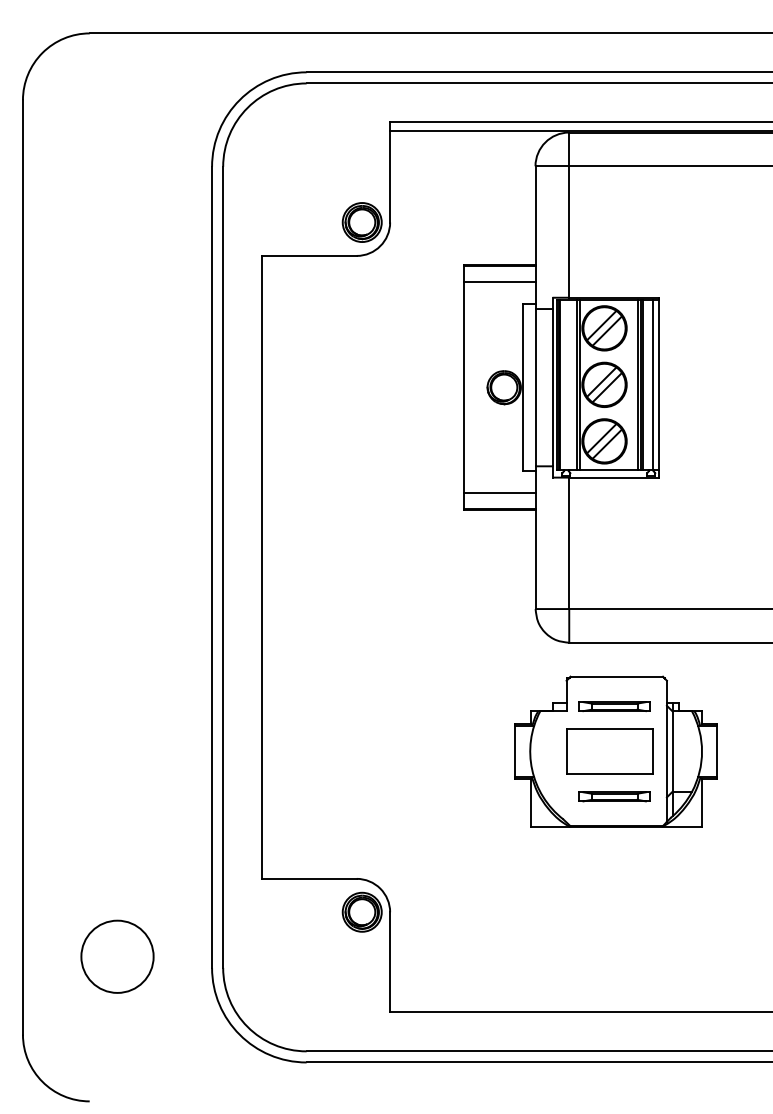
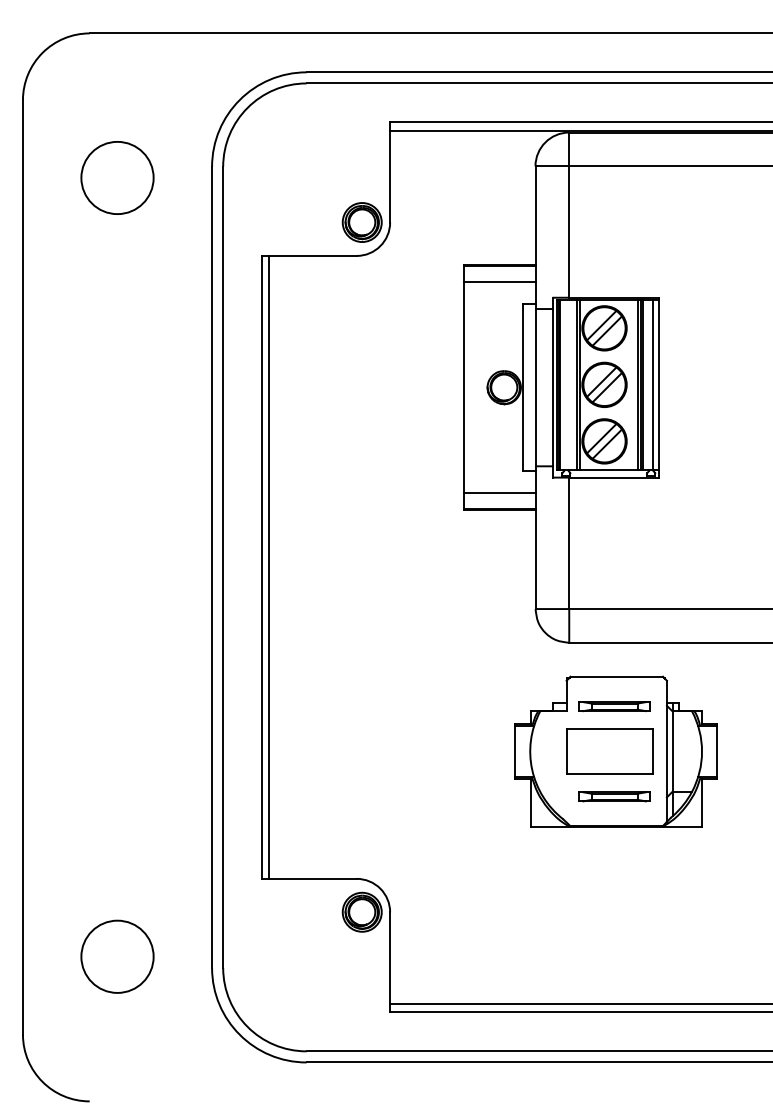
circle: none -> present (117, 177)
line: none -> present (269, 566)
line: none -> present (579, 1004)
